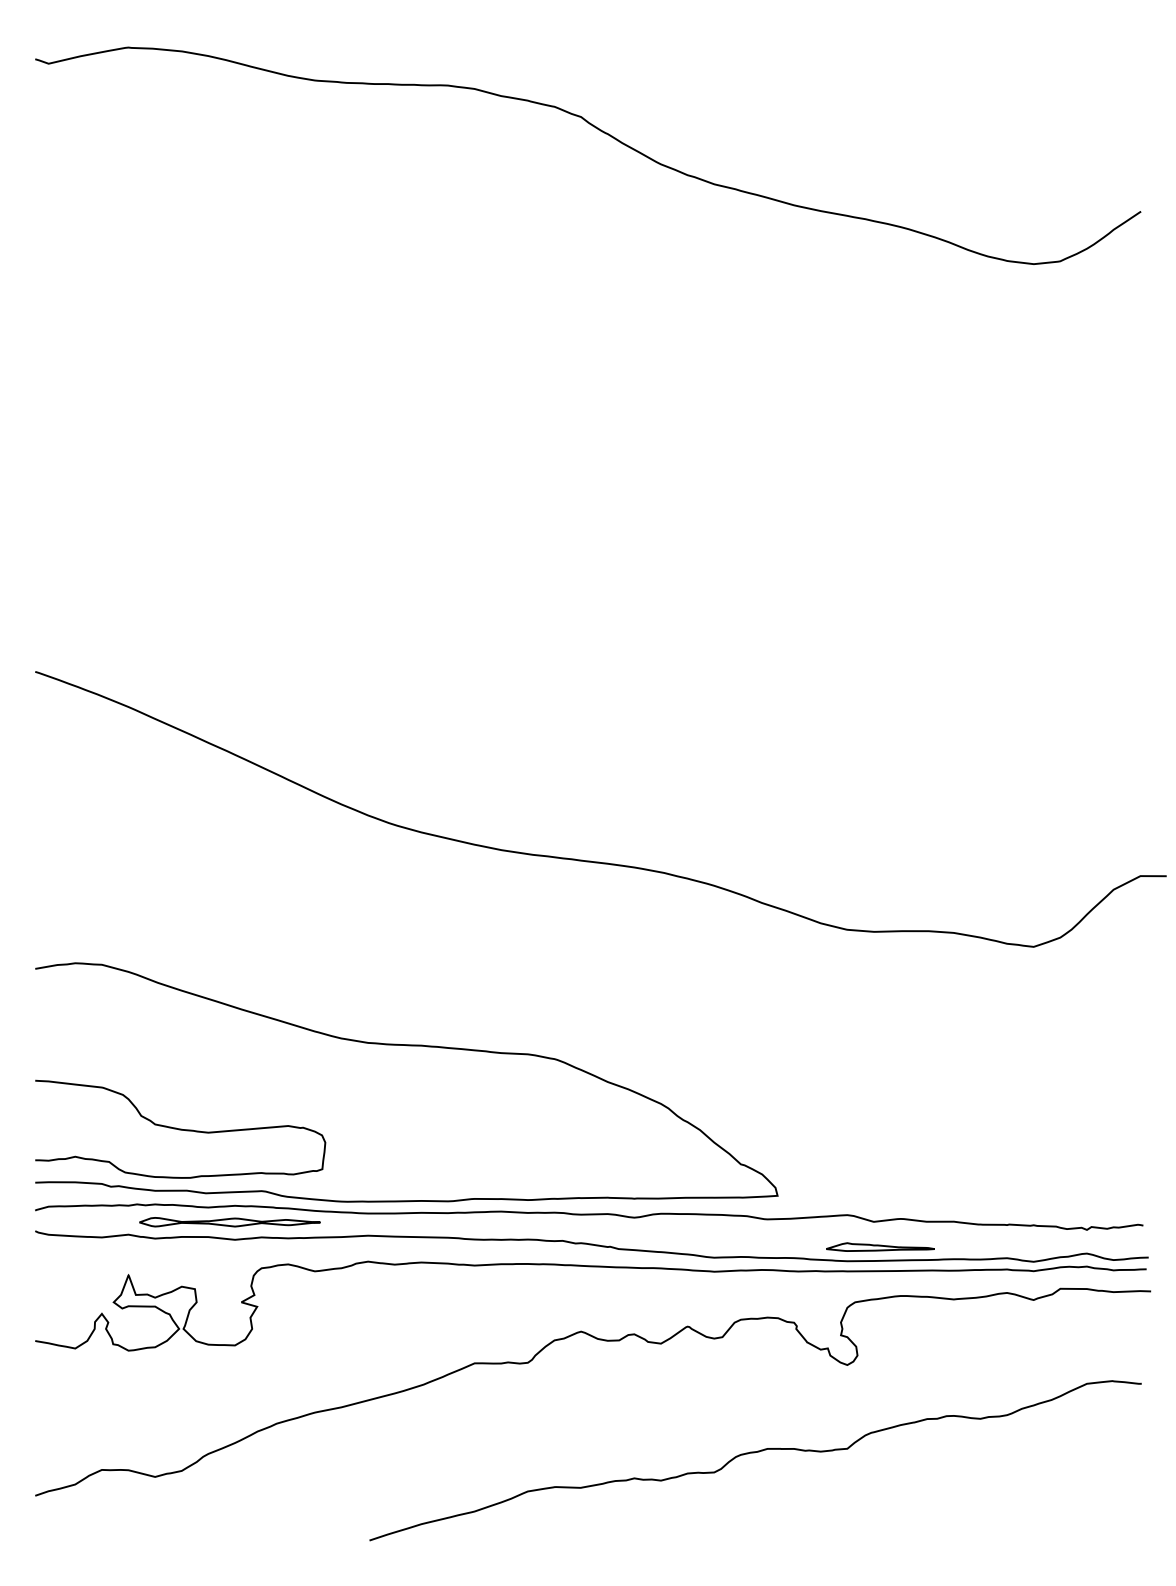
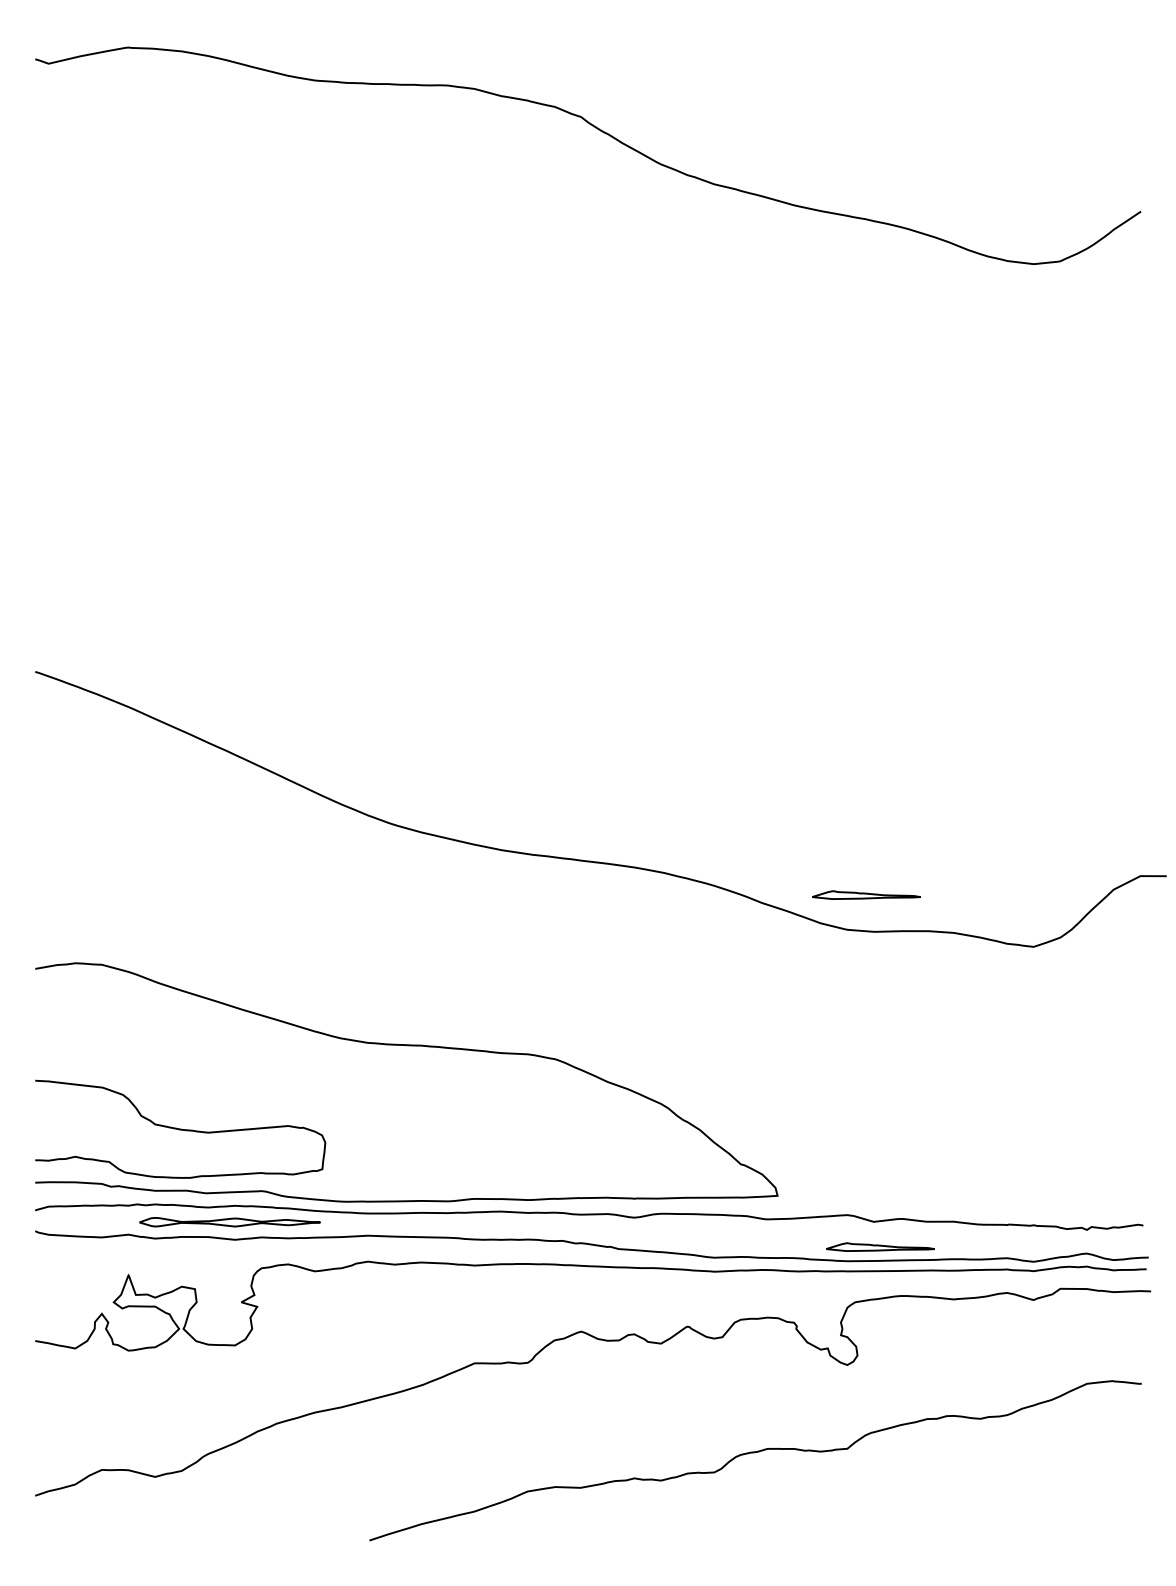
part: none -> present (866, 894)
